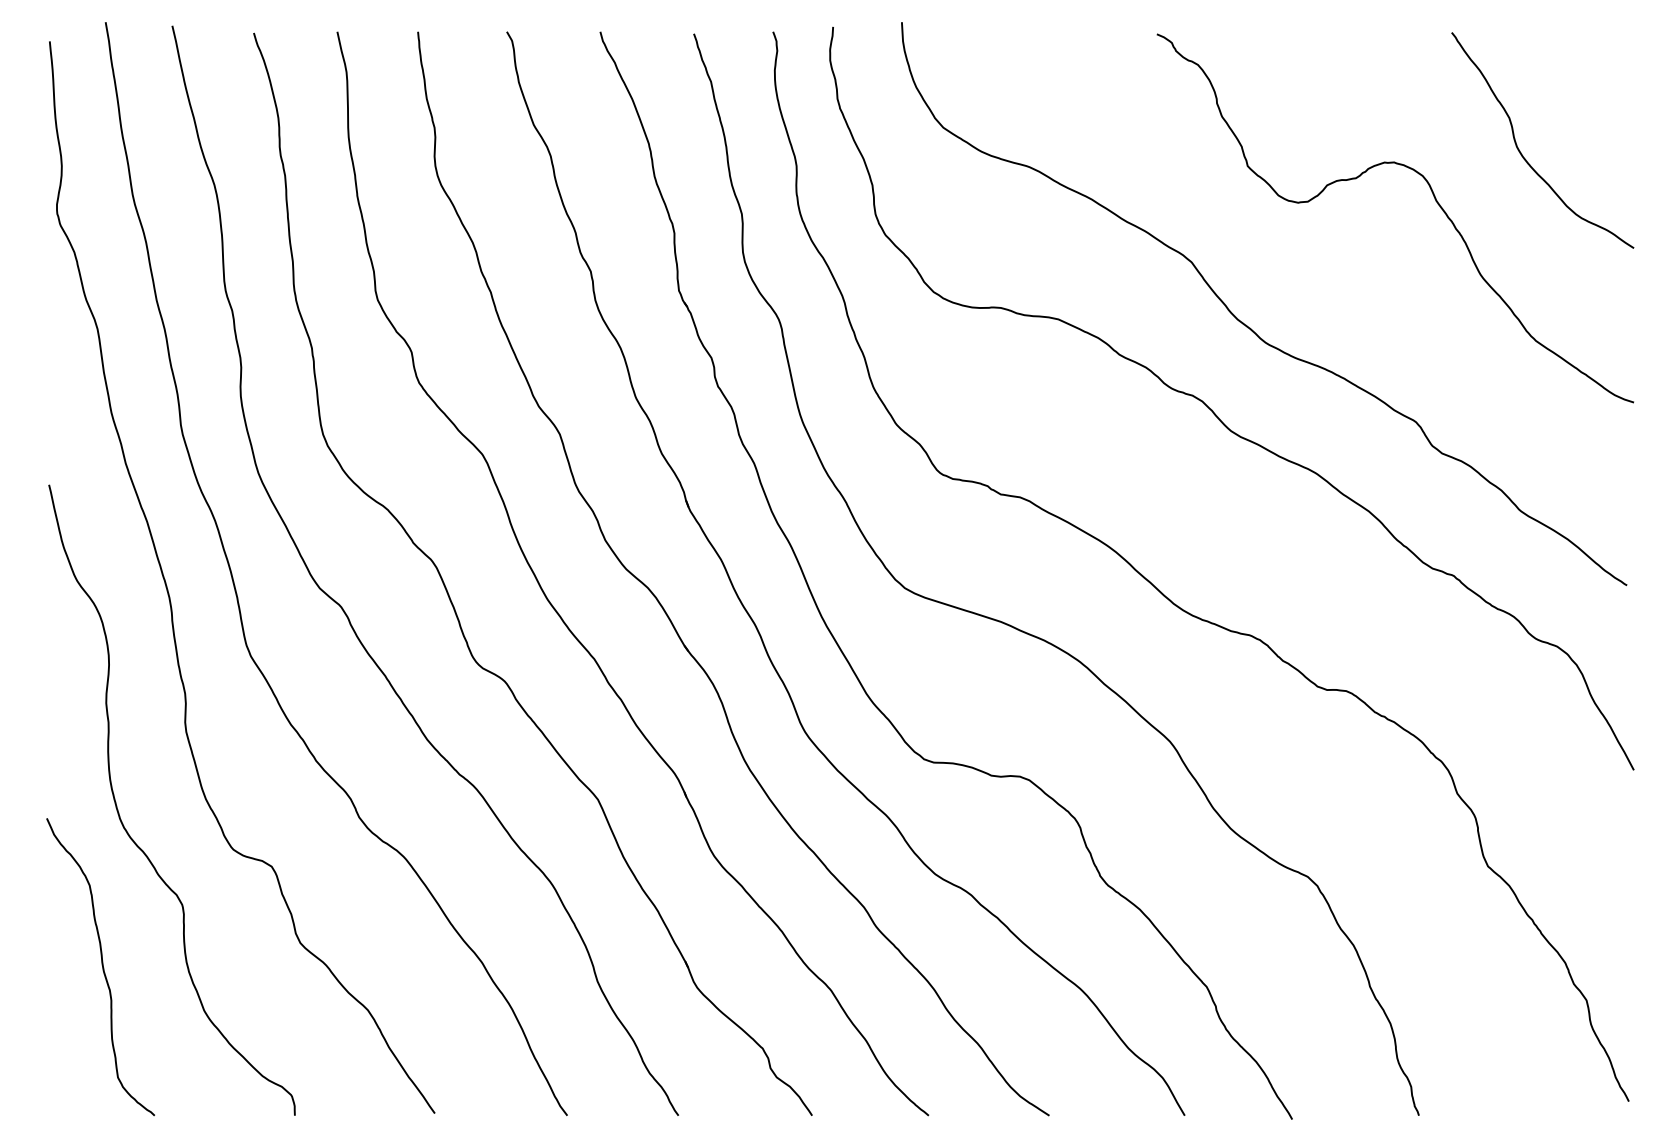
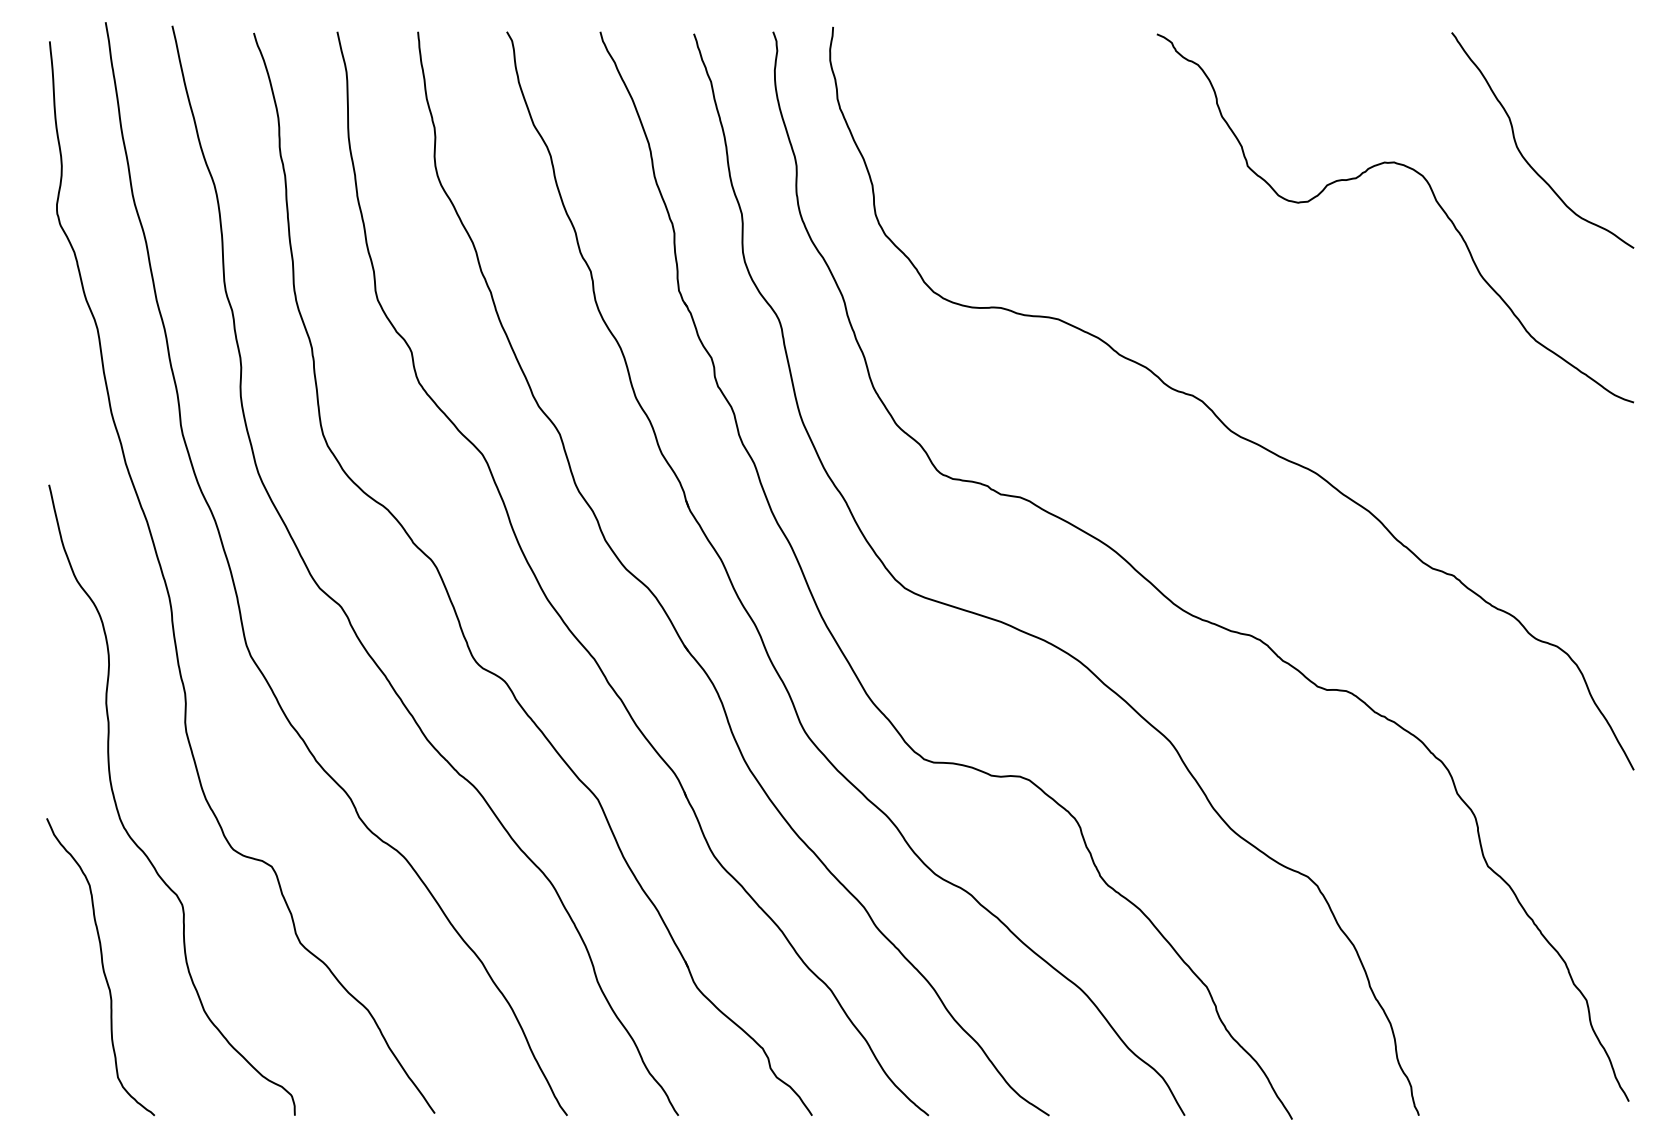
curve: present -> none (1246, 324)
